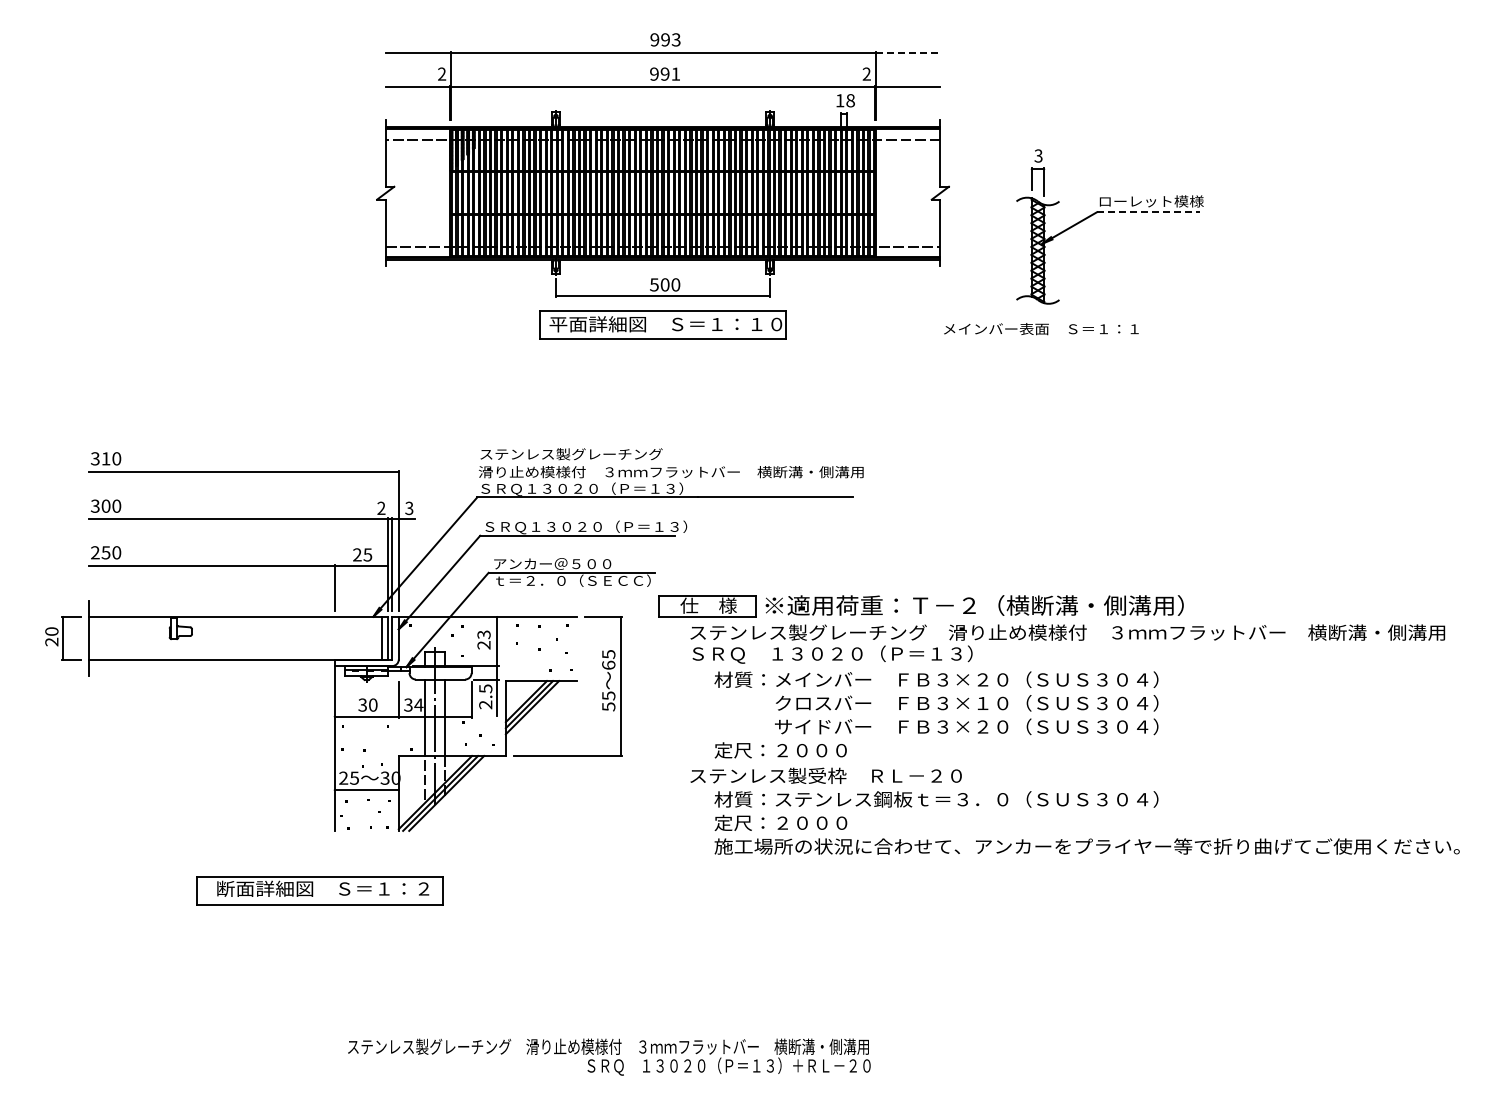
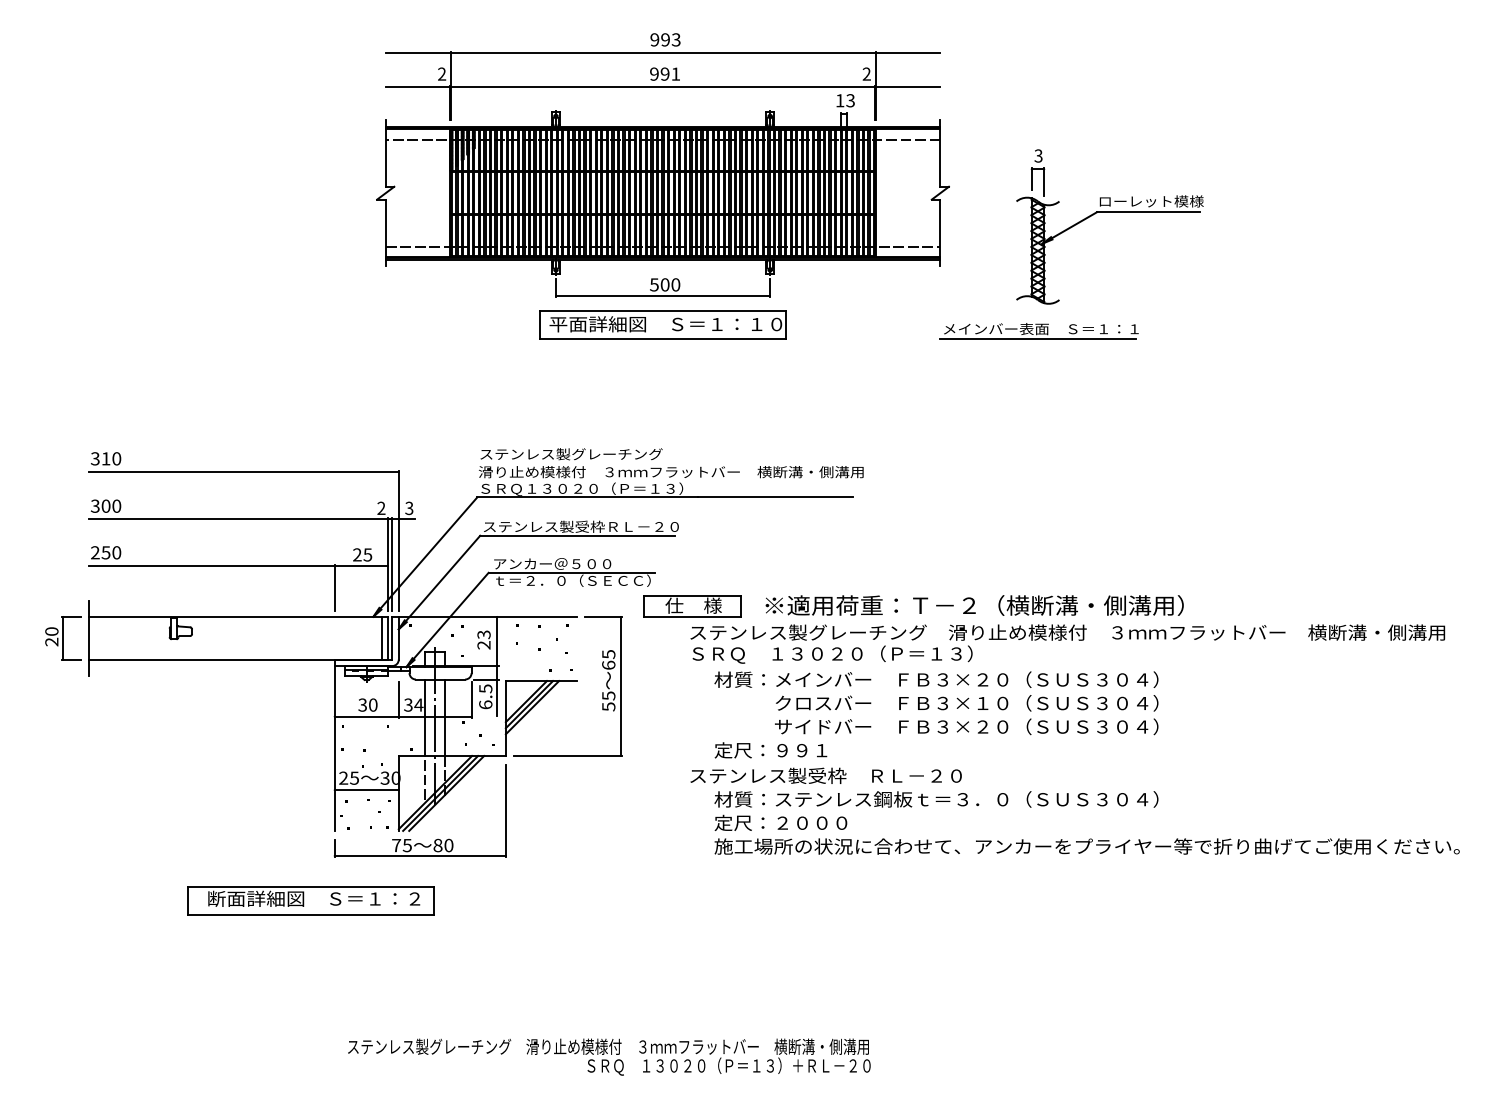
line: dashed -> solid (908, 53)
text: 18 -> 13 (850, 100)
line: dashed -> solid (1148, 212)
line: none -> present (1037, 338)
text: ＳＲＱ１３０２０（Ｐ＝１３） -> ステンレス製受枠ＲＬ－２０ (585, 527)
part position: (707, 606) -> (692, 606) (692, 606)
text: 2.5 -> 6.5 (485, 704)
text: 定尺：２０００ -> 定尺：９９１ (811, 750)
part: none -> present (411, 839)
part position: (319, 890) -> (310, 900) (310, 900)
